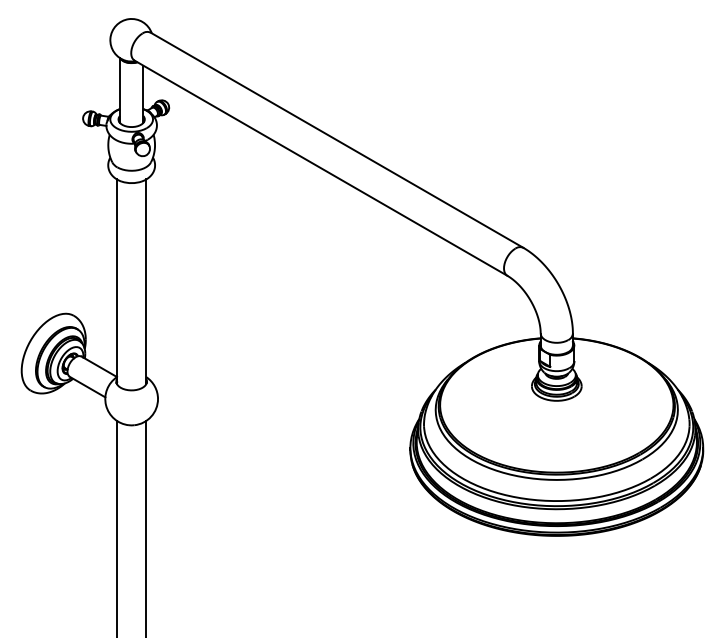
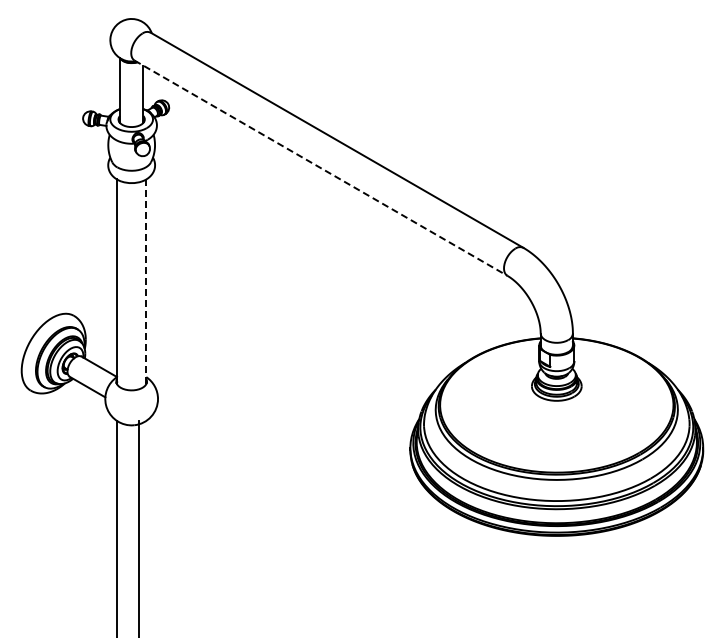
line: solid -> dashed (321, 168)
line: solid -> dashed (146, 281)
line position: (146, 527) -> (139, 527) (139, 527)
